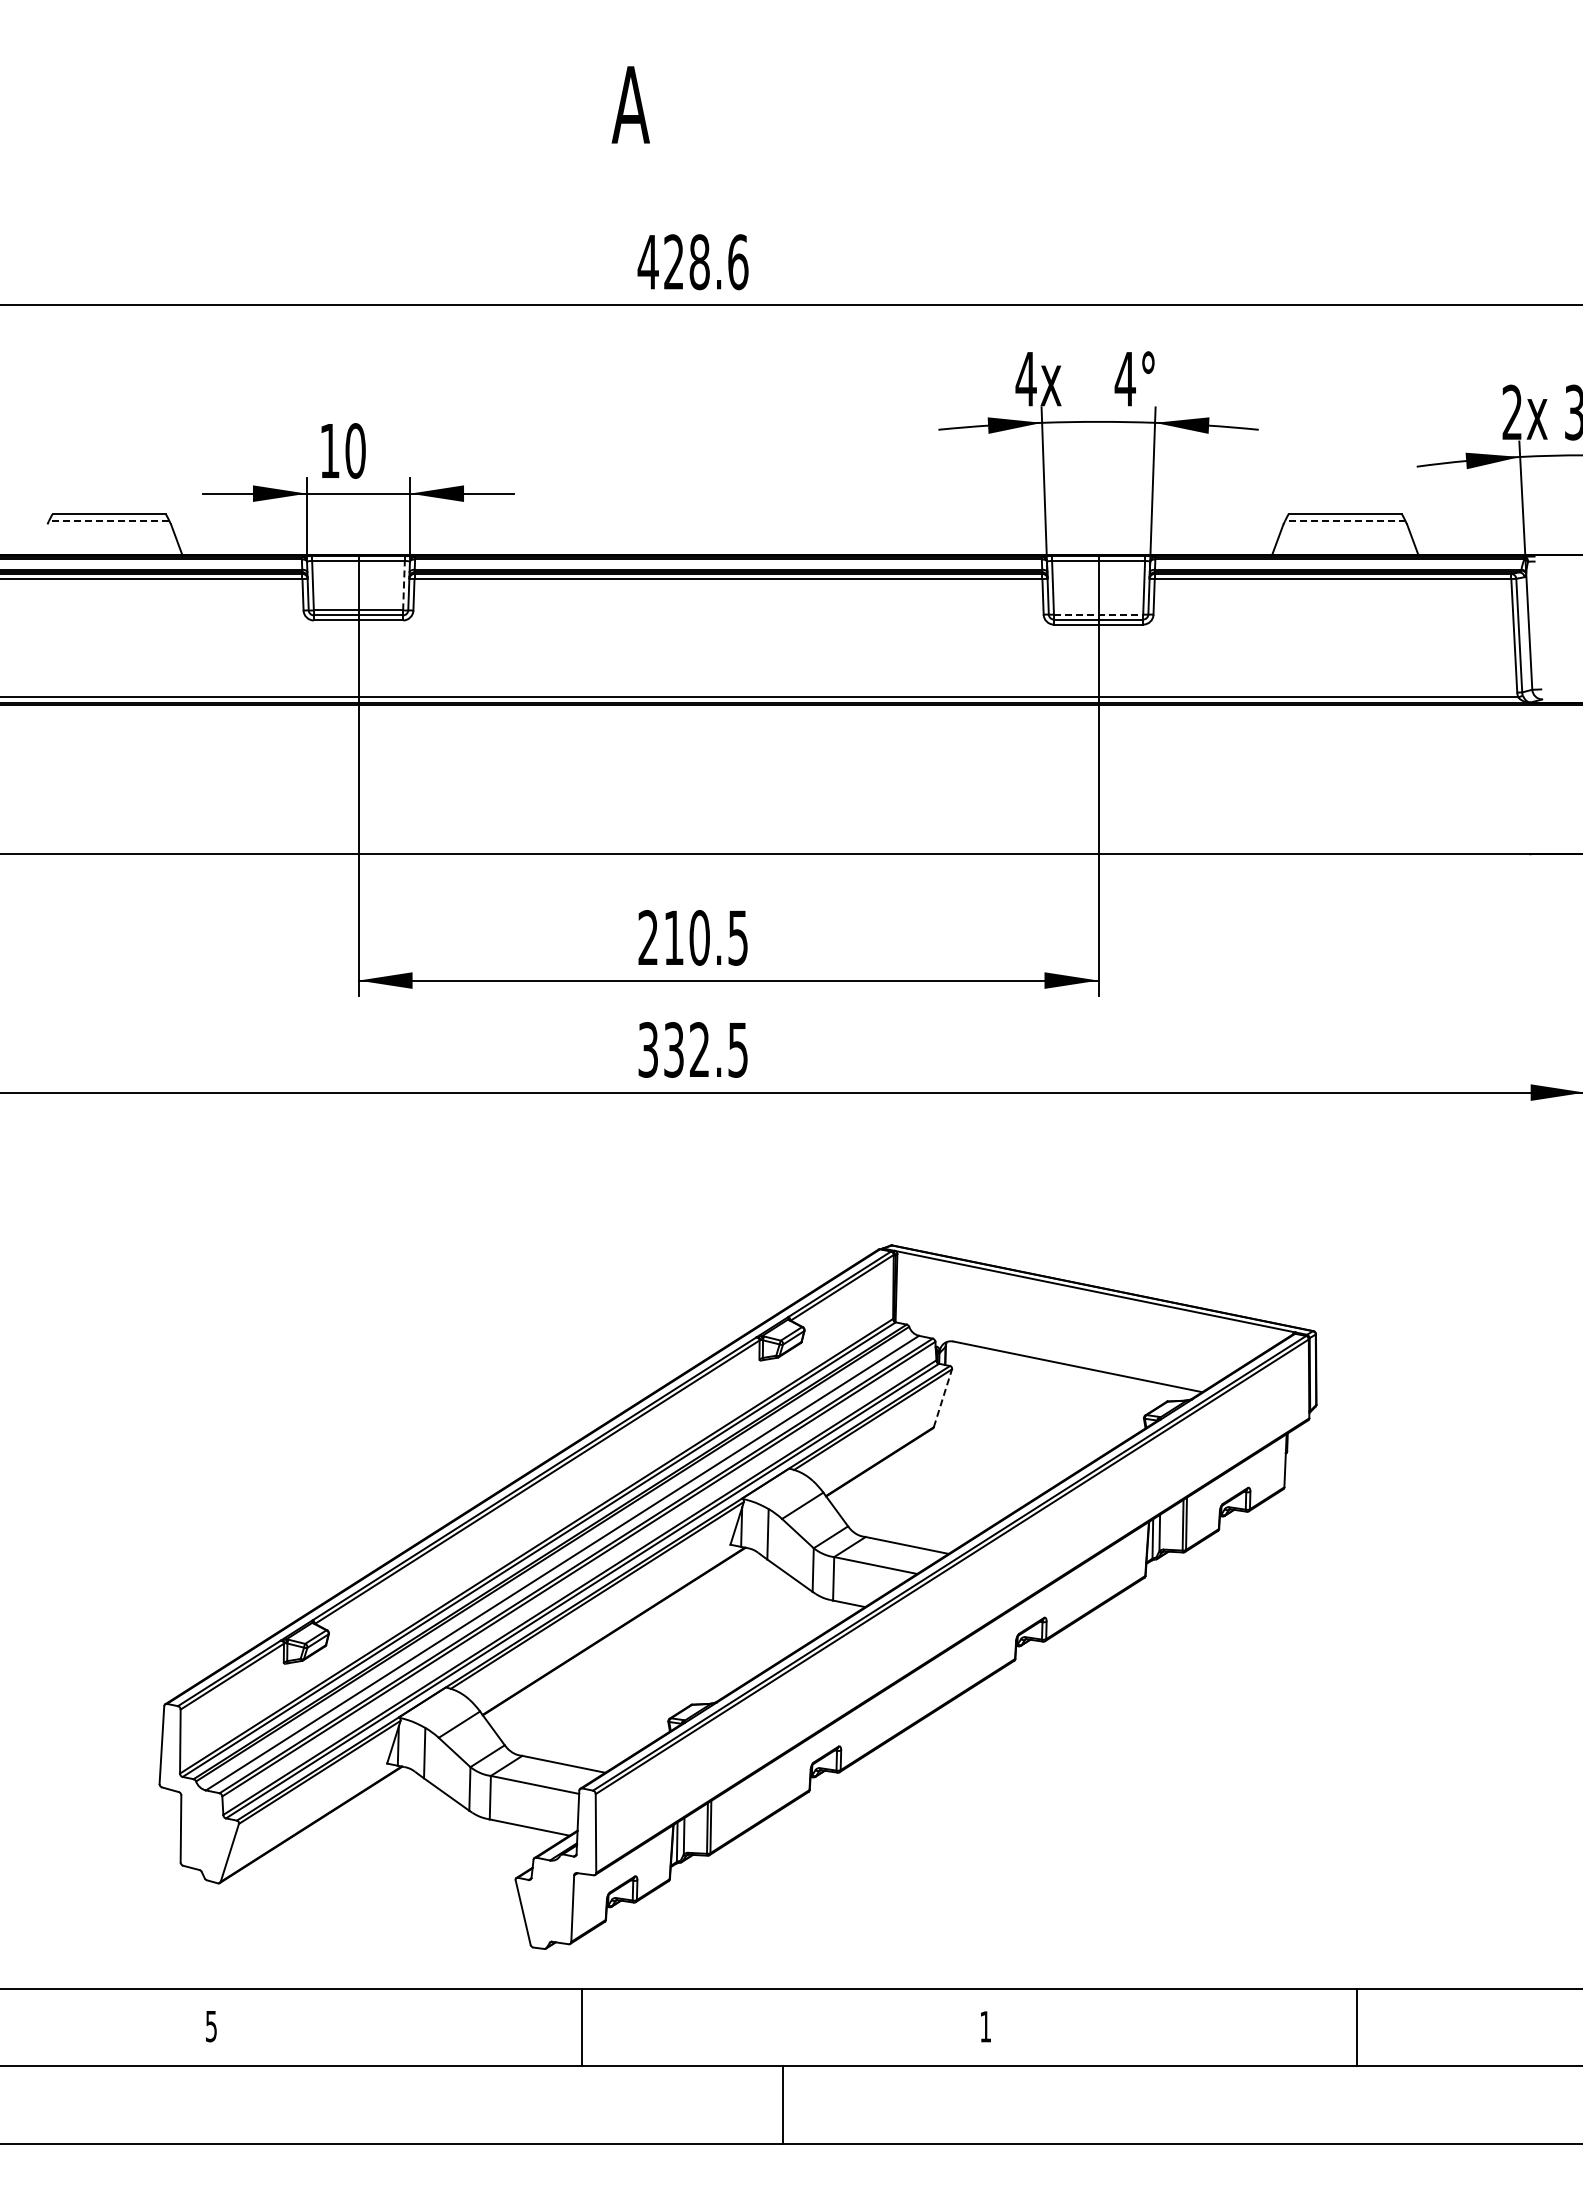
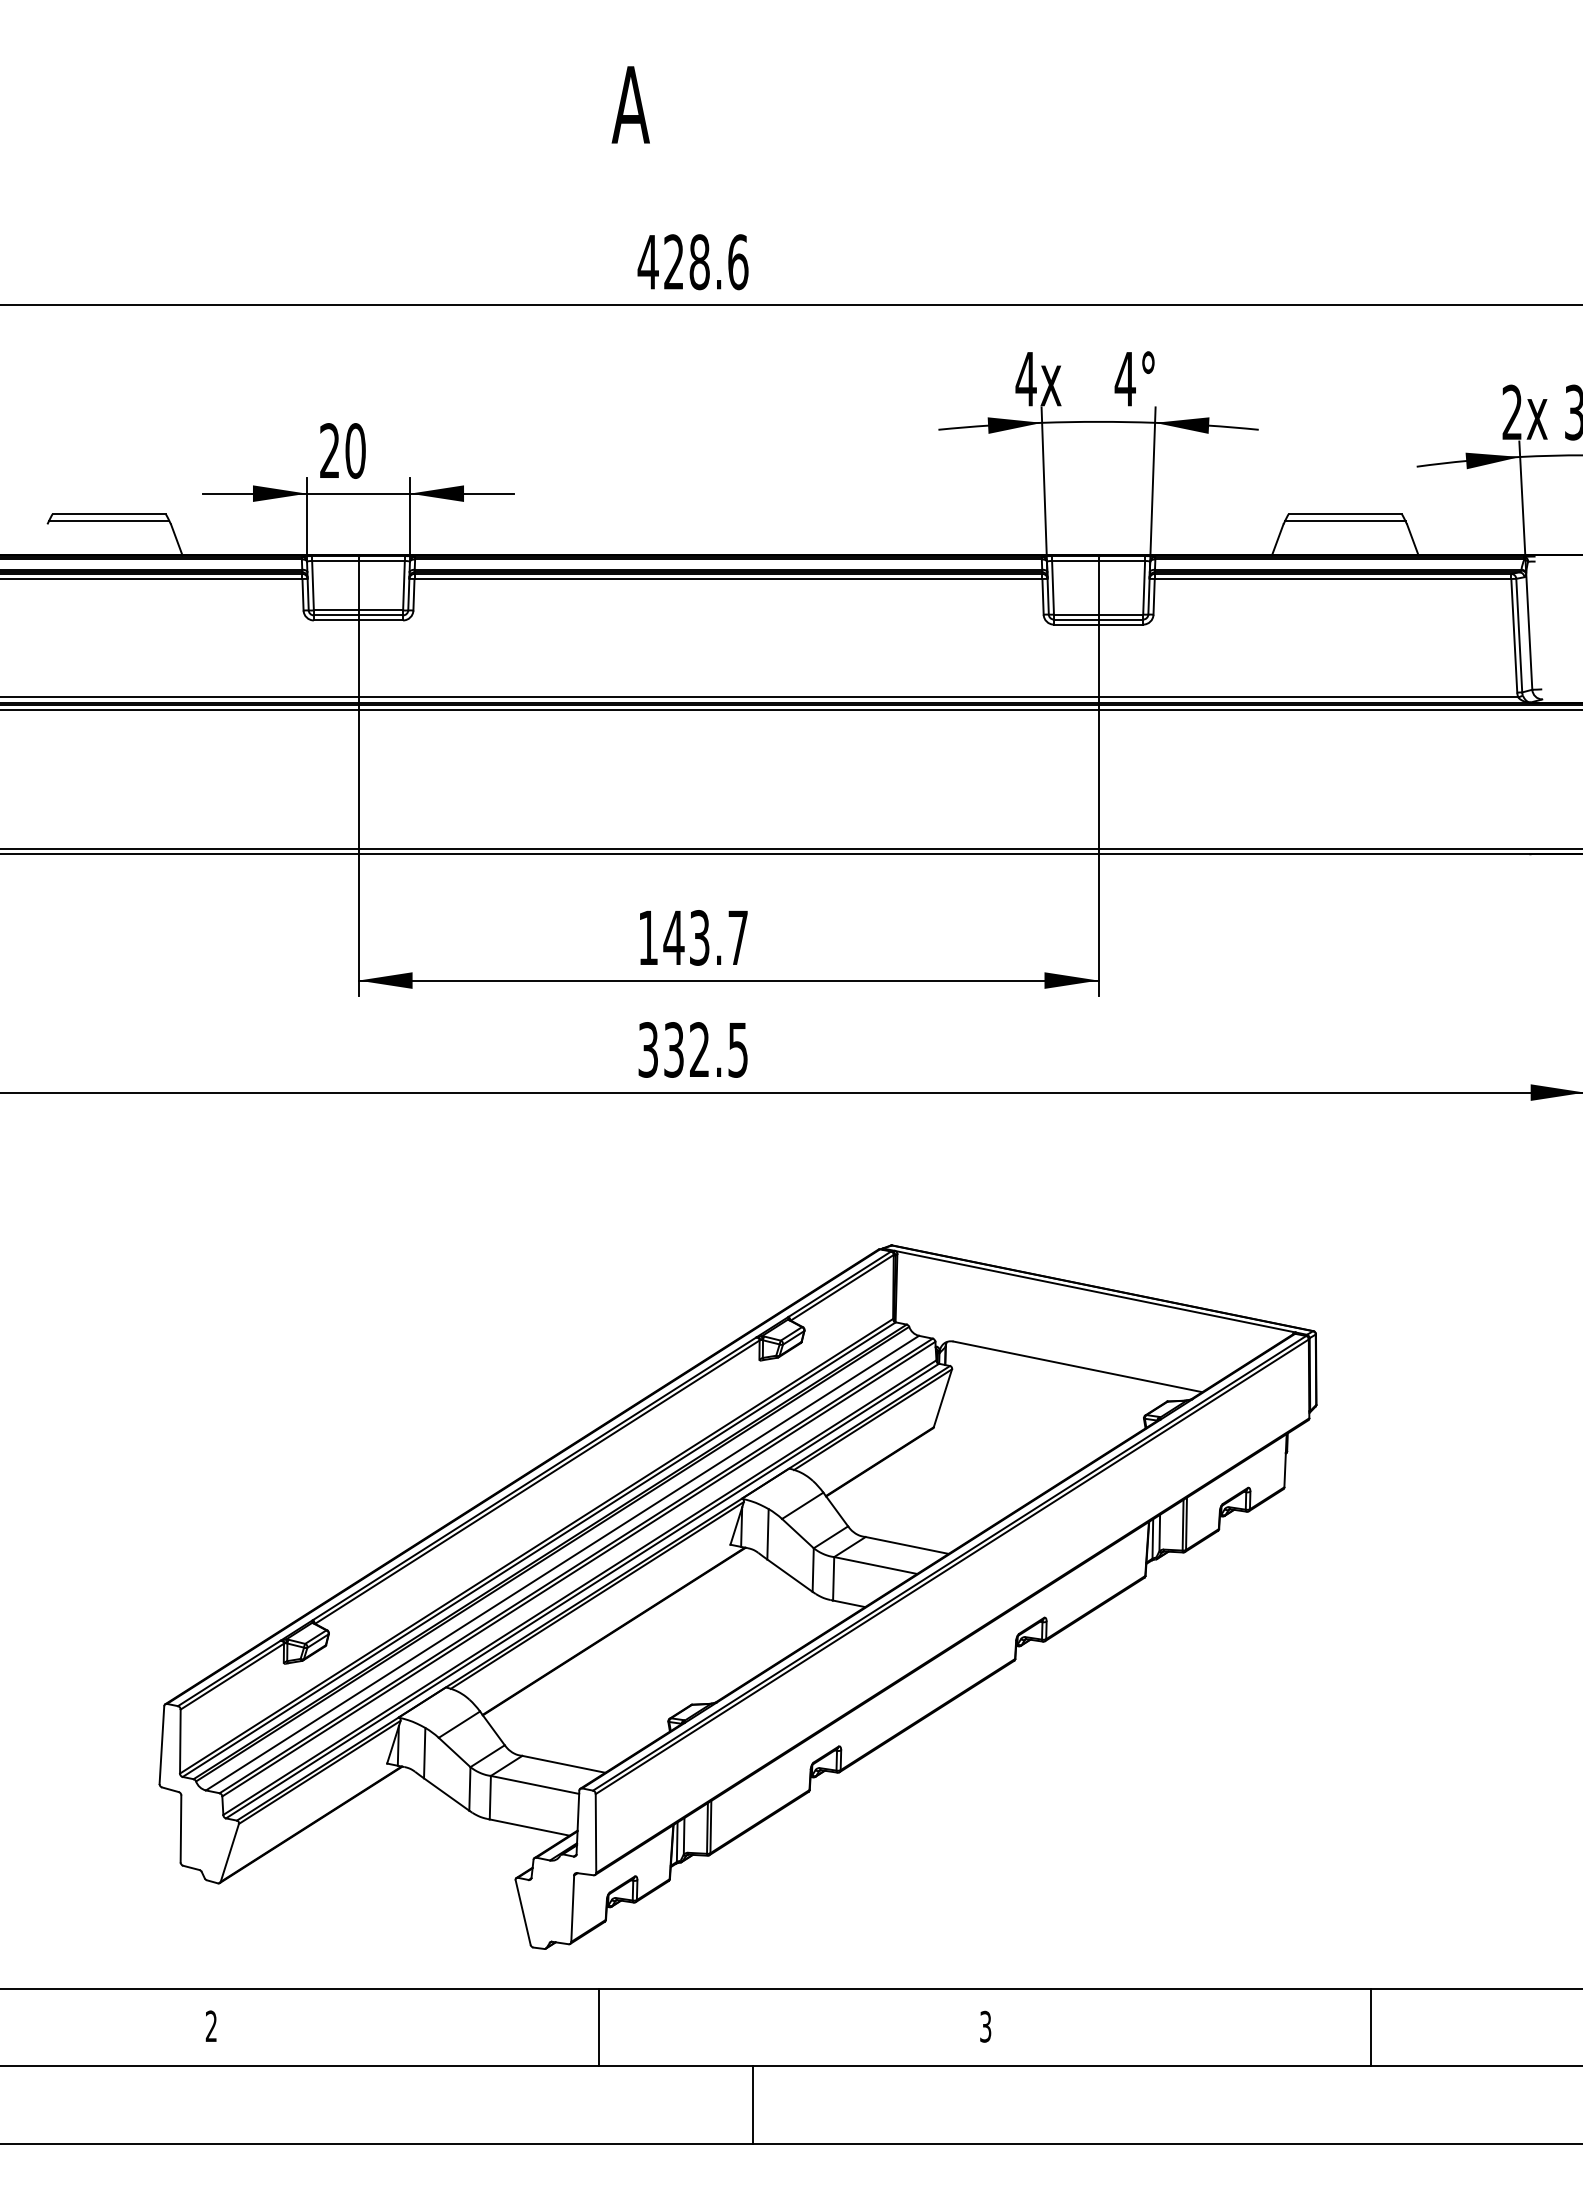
text: 10 -> 20 (329, 450)
line: dashed -> solid (108, 521)
line: dashed -> solid (1344, 521)
line: dashed -> solid (403, 585)
line: dashed -> solid (1098, 614)
line: none -> present (790, 709)
line: none -> present (790, 849)
text: 210.5 -> 143.7 (692, 937)
line: dashed -> solid (943, 1397)
text: 5 -> 2 (210, 2026)
text: 1 -> 3 (985, 2026)
line position: (581, 2027) -> (598, 2027) (598, 2027)
line position: (1357, 2027) -> (1371, 2027) (1371, 2027)
line position: (783, 2104) -> (753, 2104) (753, 2104)
